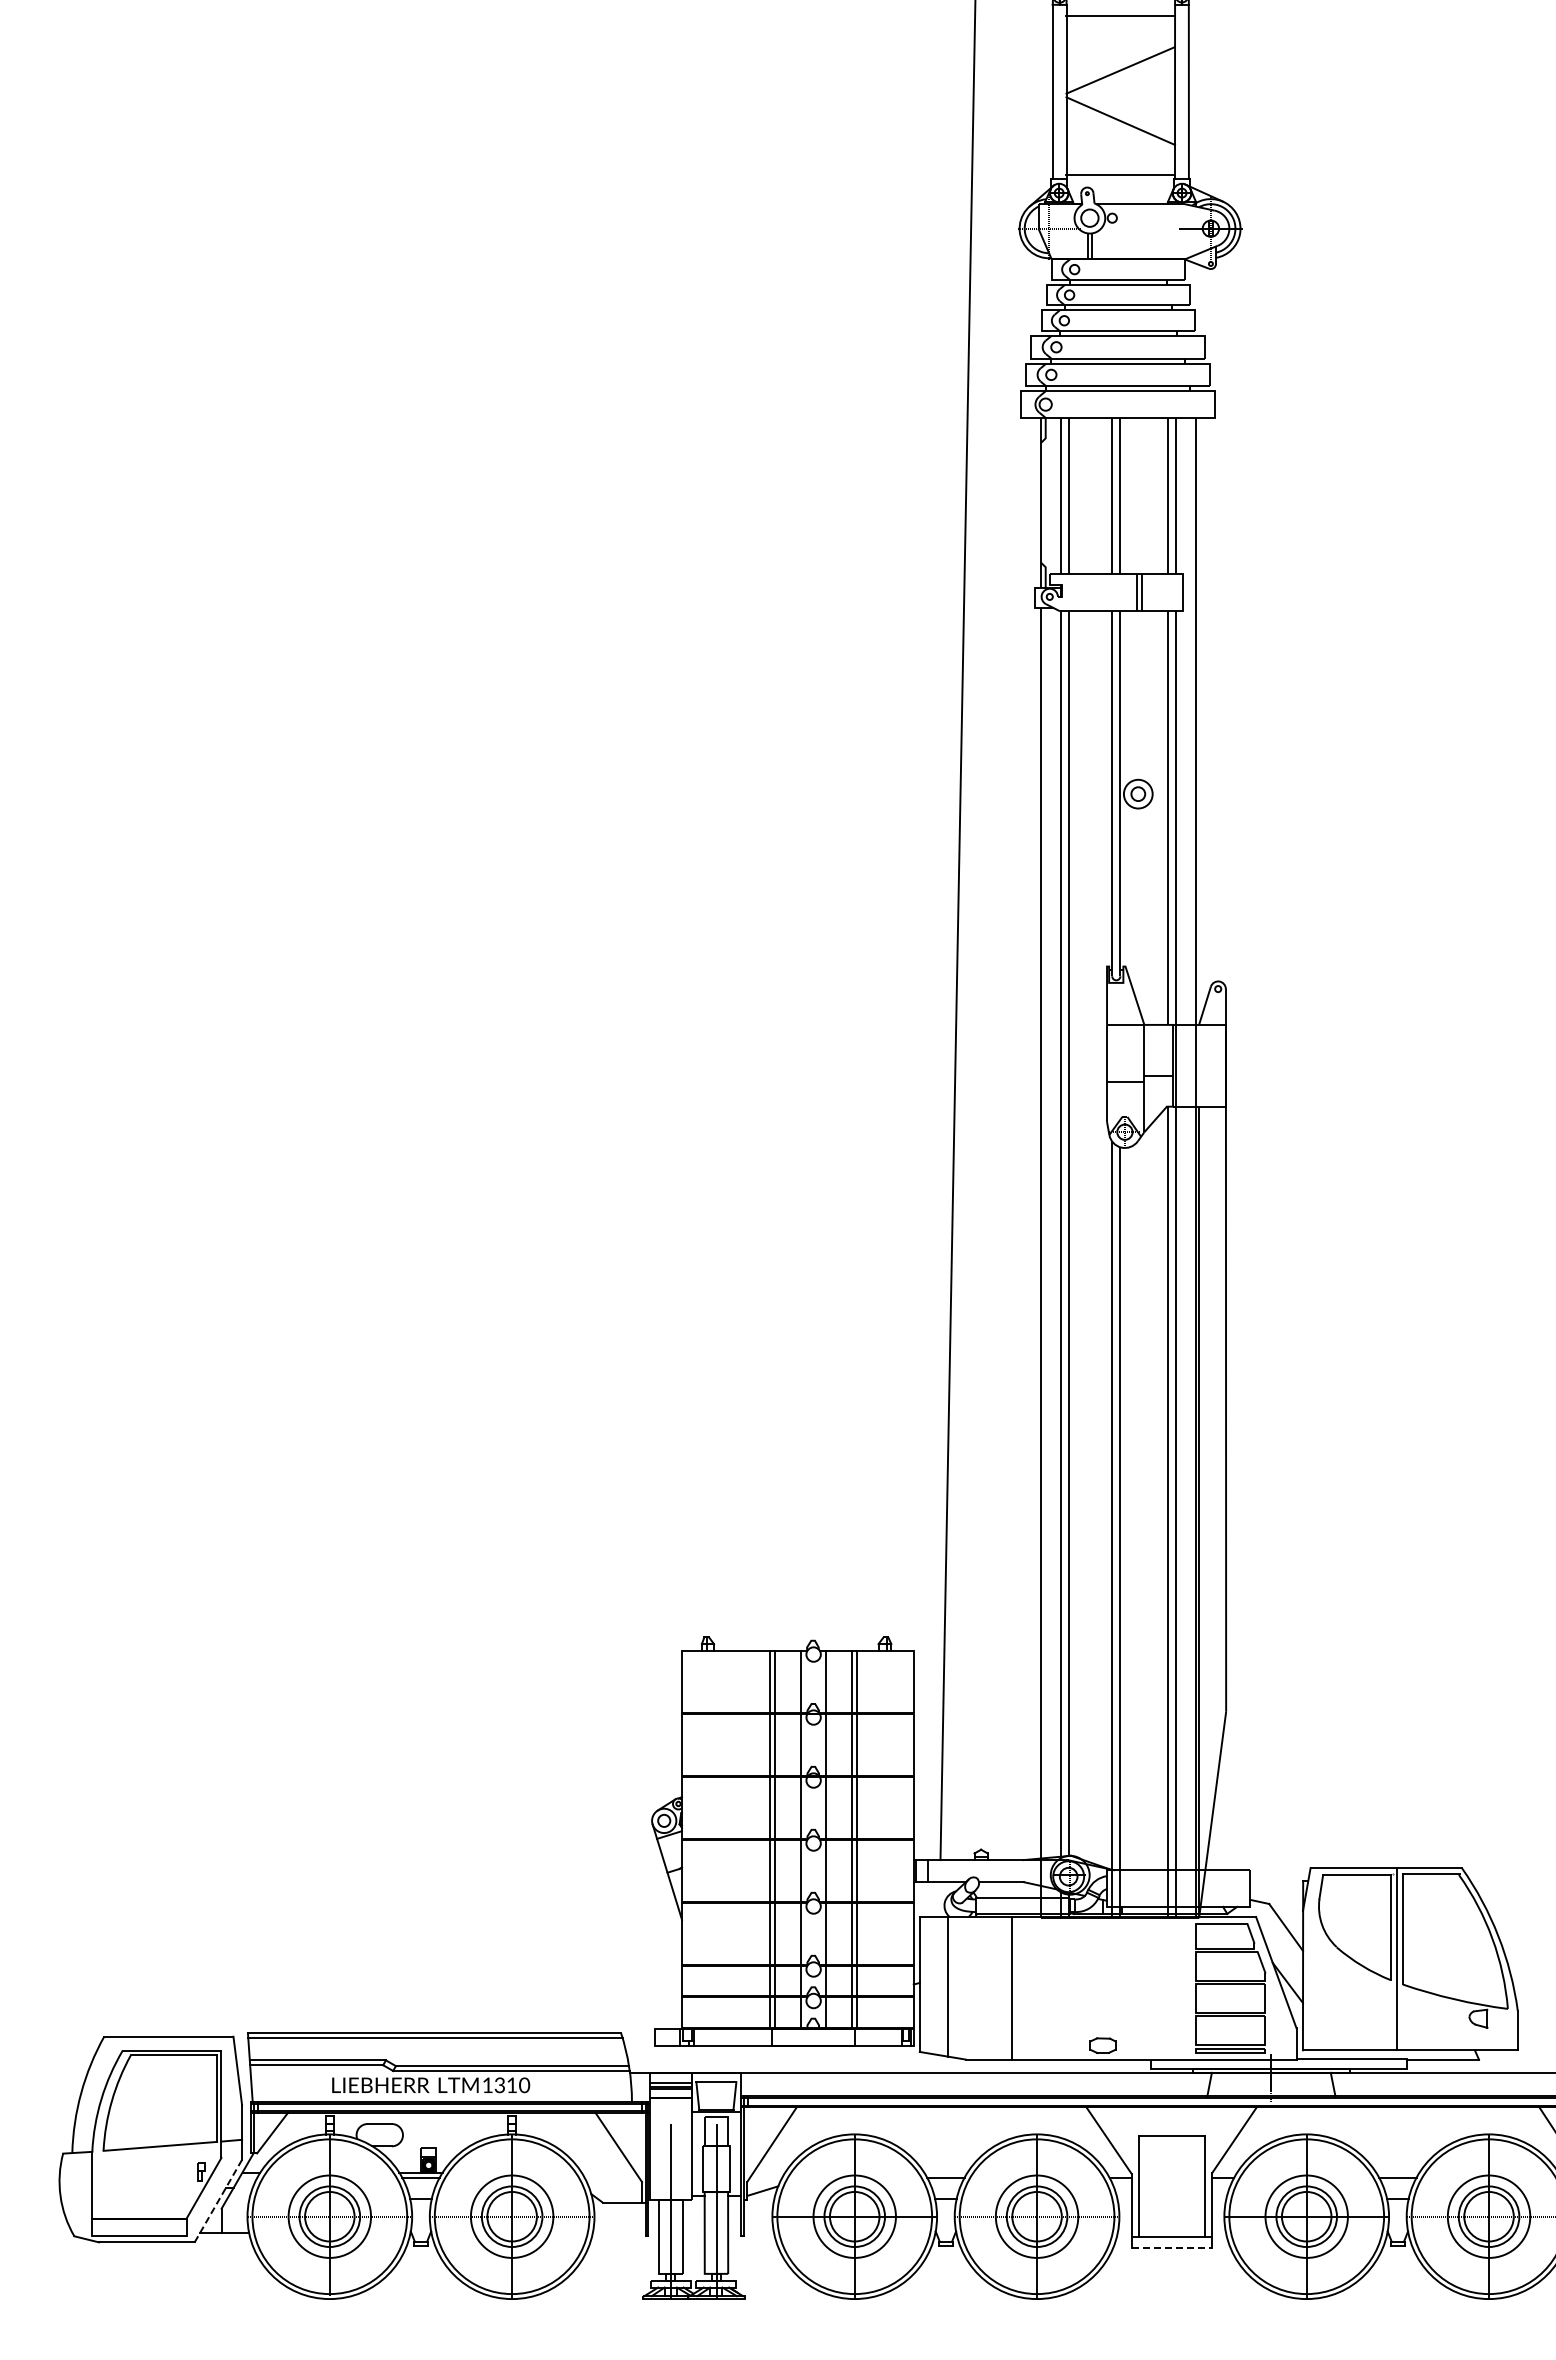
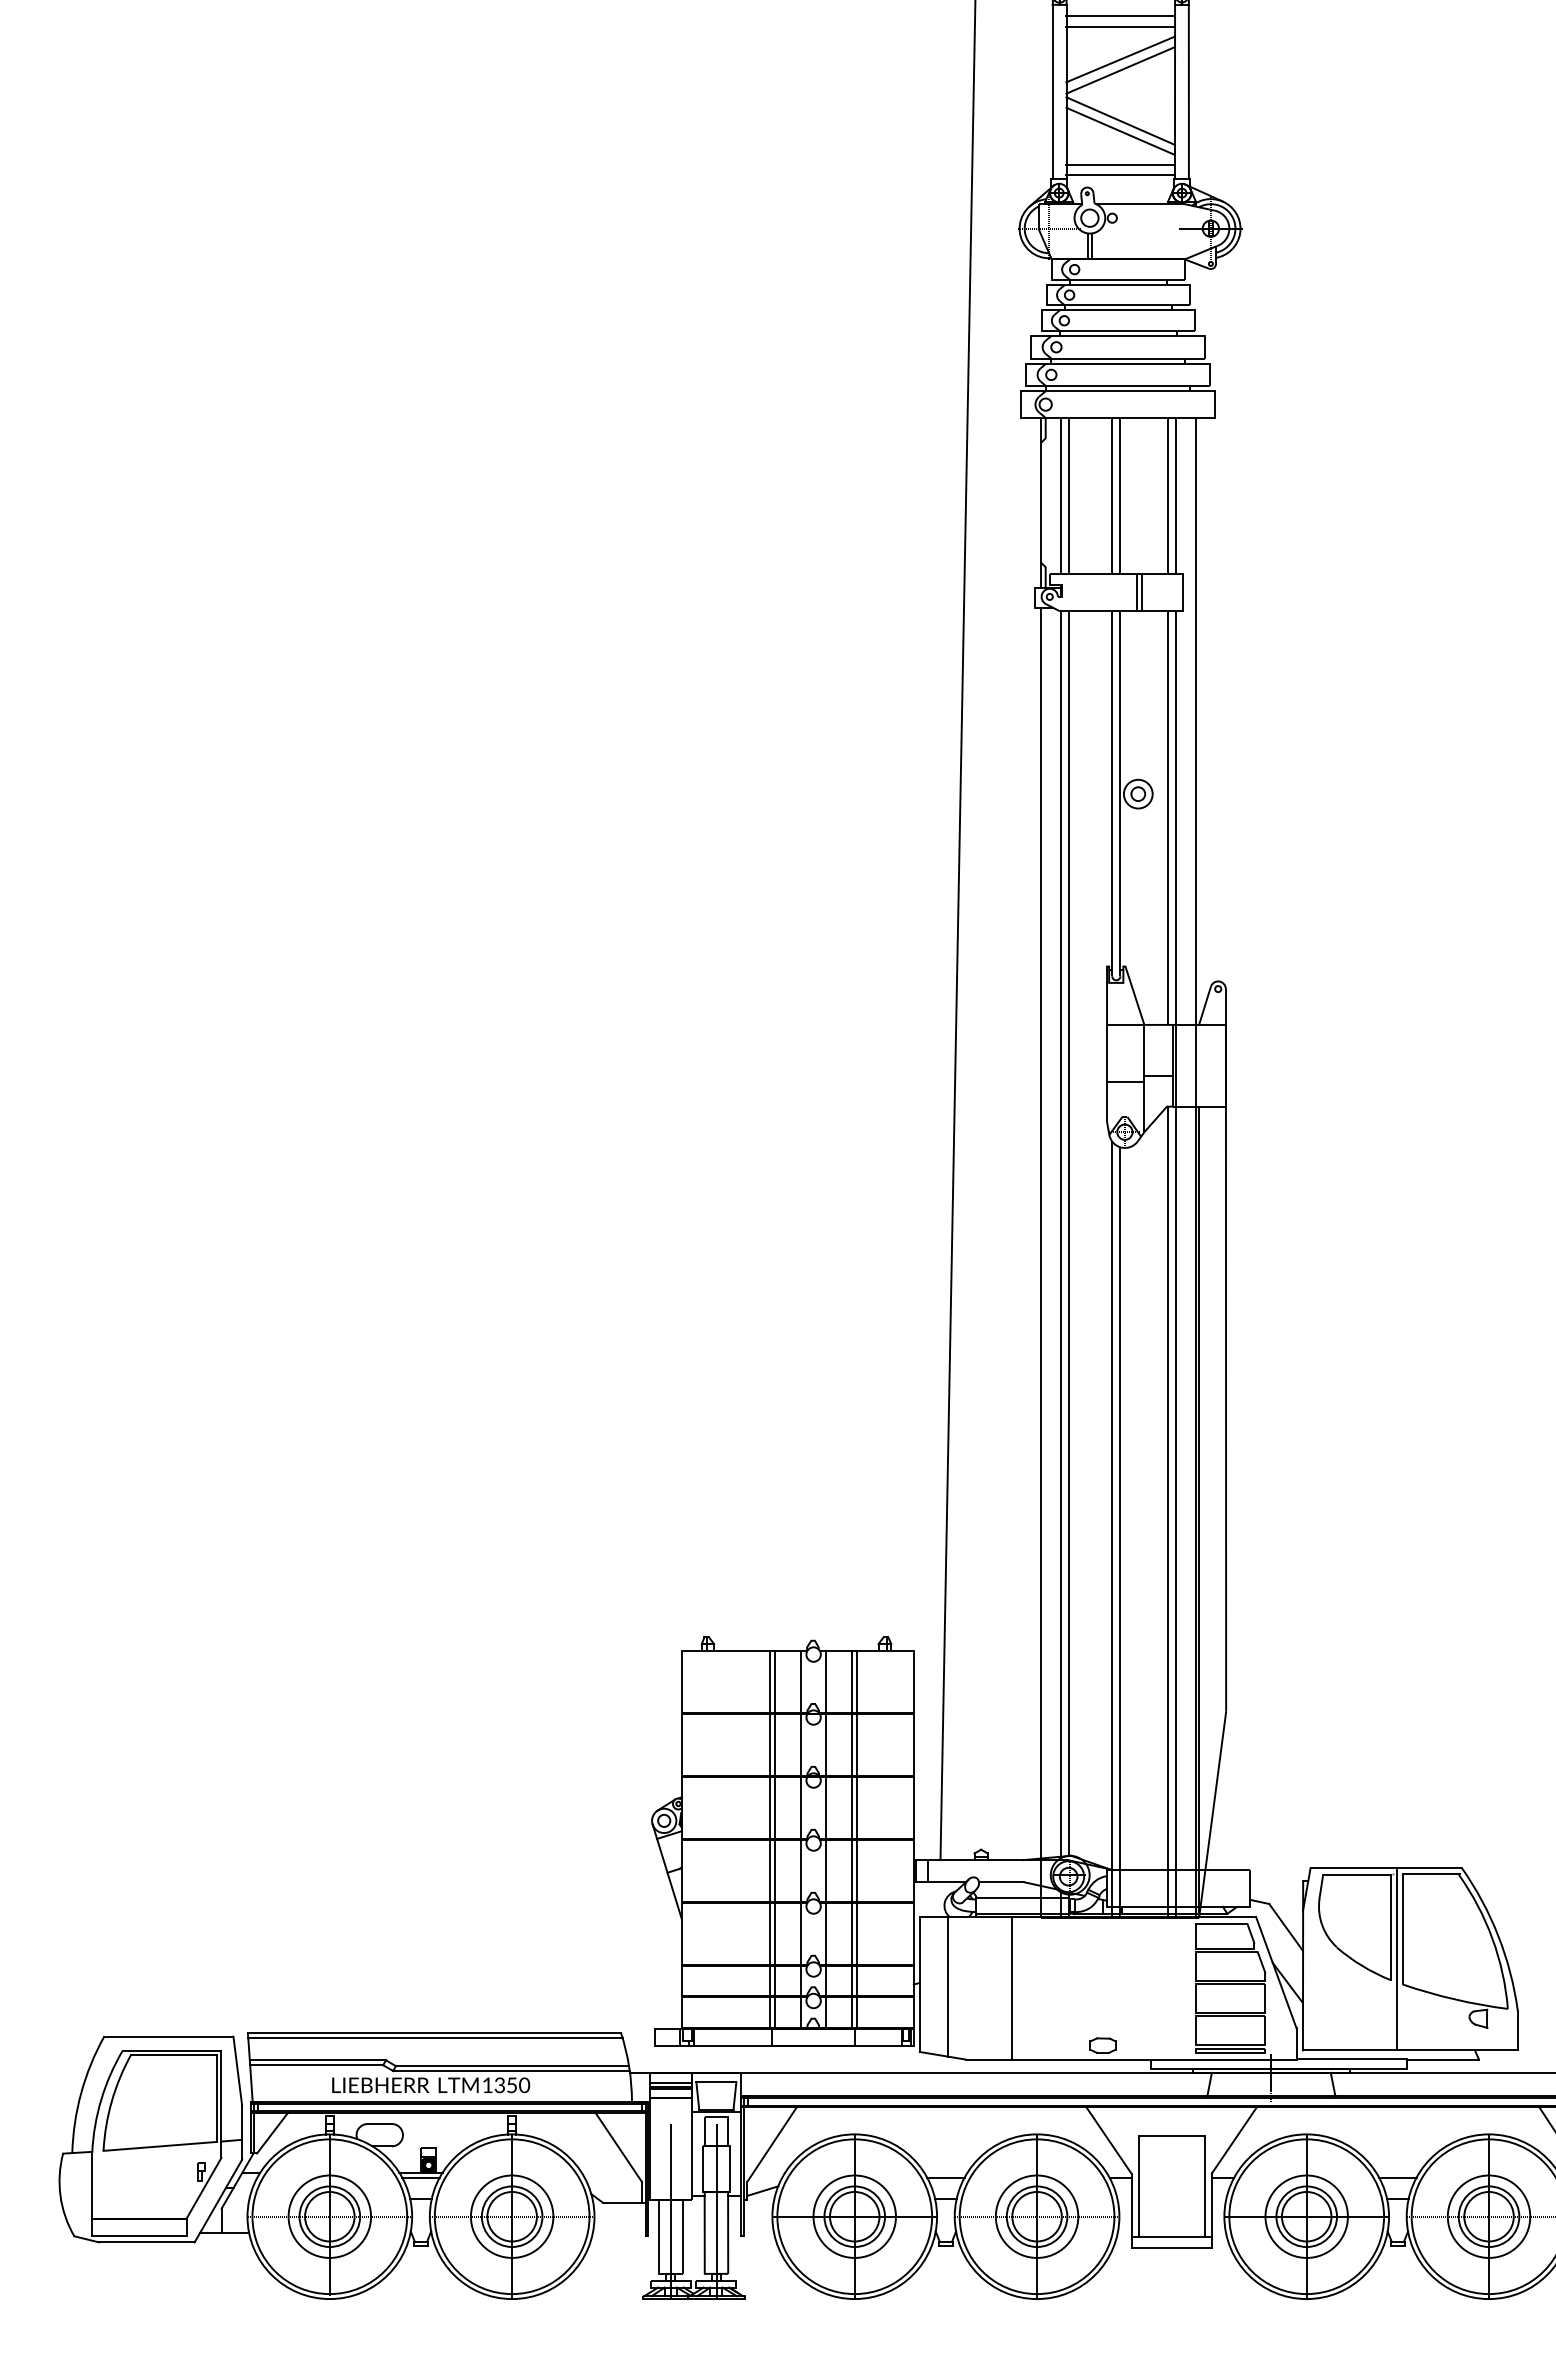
line: none -> present (1120, 26)
line: none -> present (1120, 59)
line: none -> present (1120, 131)
line: none -> present (1120, 164)
text: 10 -> 50 (511, 2085)
line: dashed -> solid (218, 2201)
line: dashed -> solid (1172, 2248)
